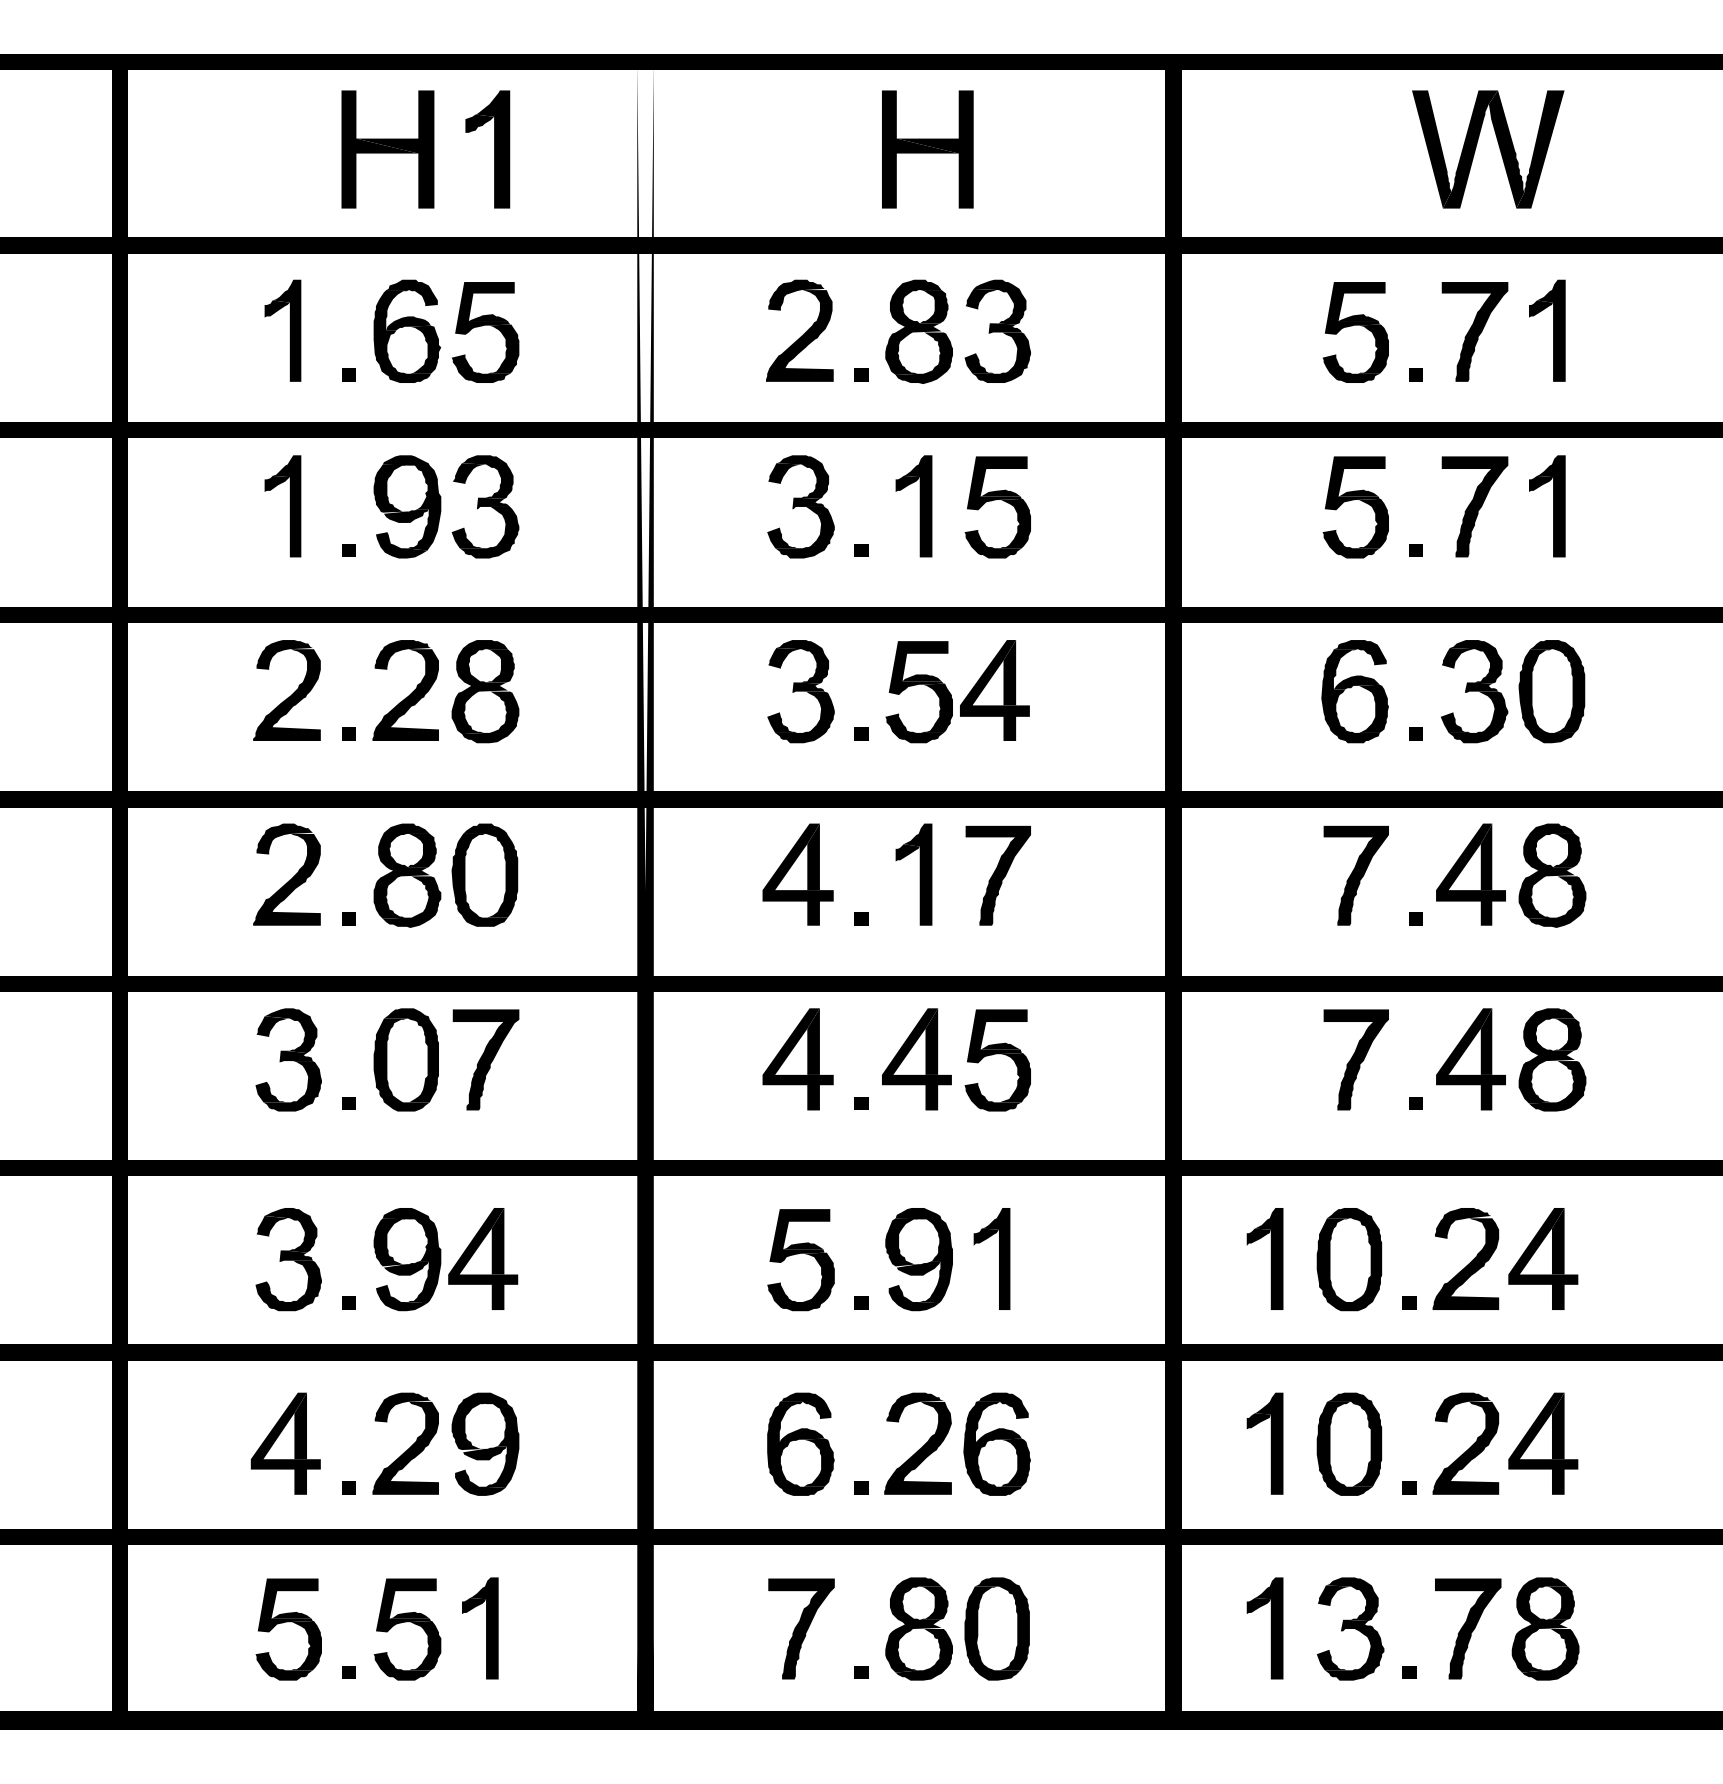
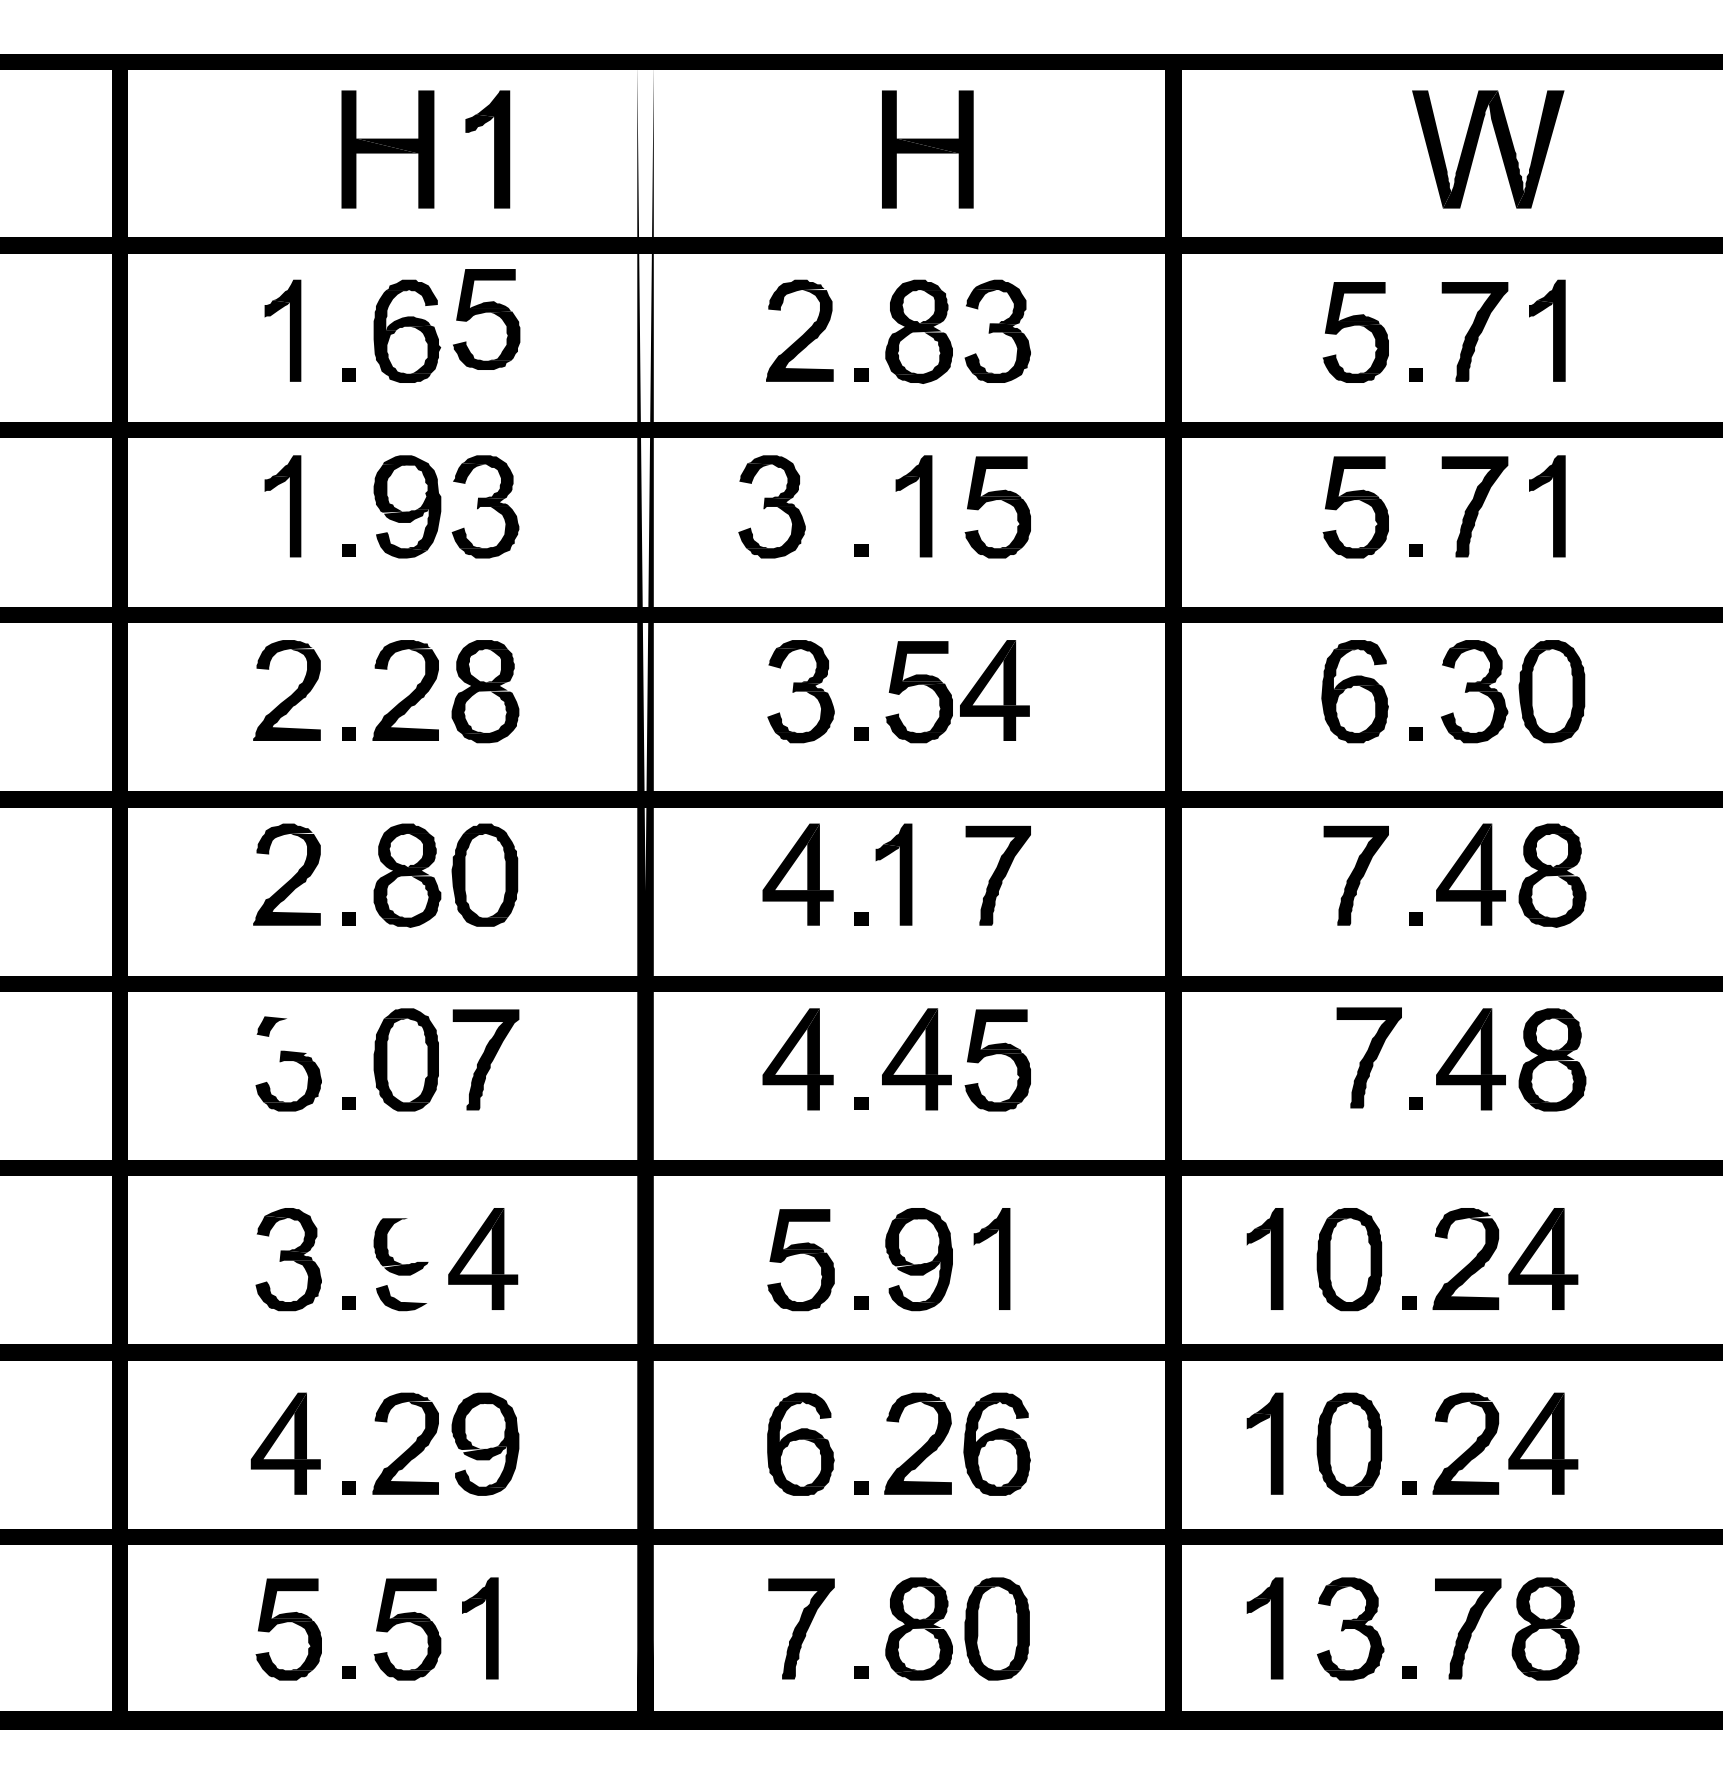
part position: (482, 326) -> (483, 313) (483, 313)
part position: (800, 506) -> (771, 506) (771, 506)
part position: (913, 874) -> (893, 874) (893, 874)
fill: present -> none (290, 1030)
part position: (1355, 1059) -> (1368, 1057) (1368, 1057)
fill: present -> none (411, 1255)
